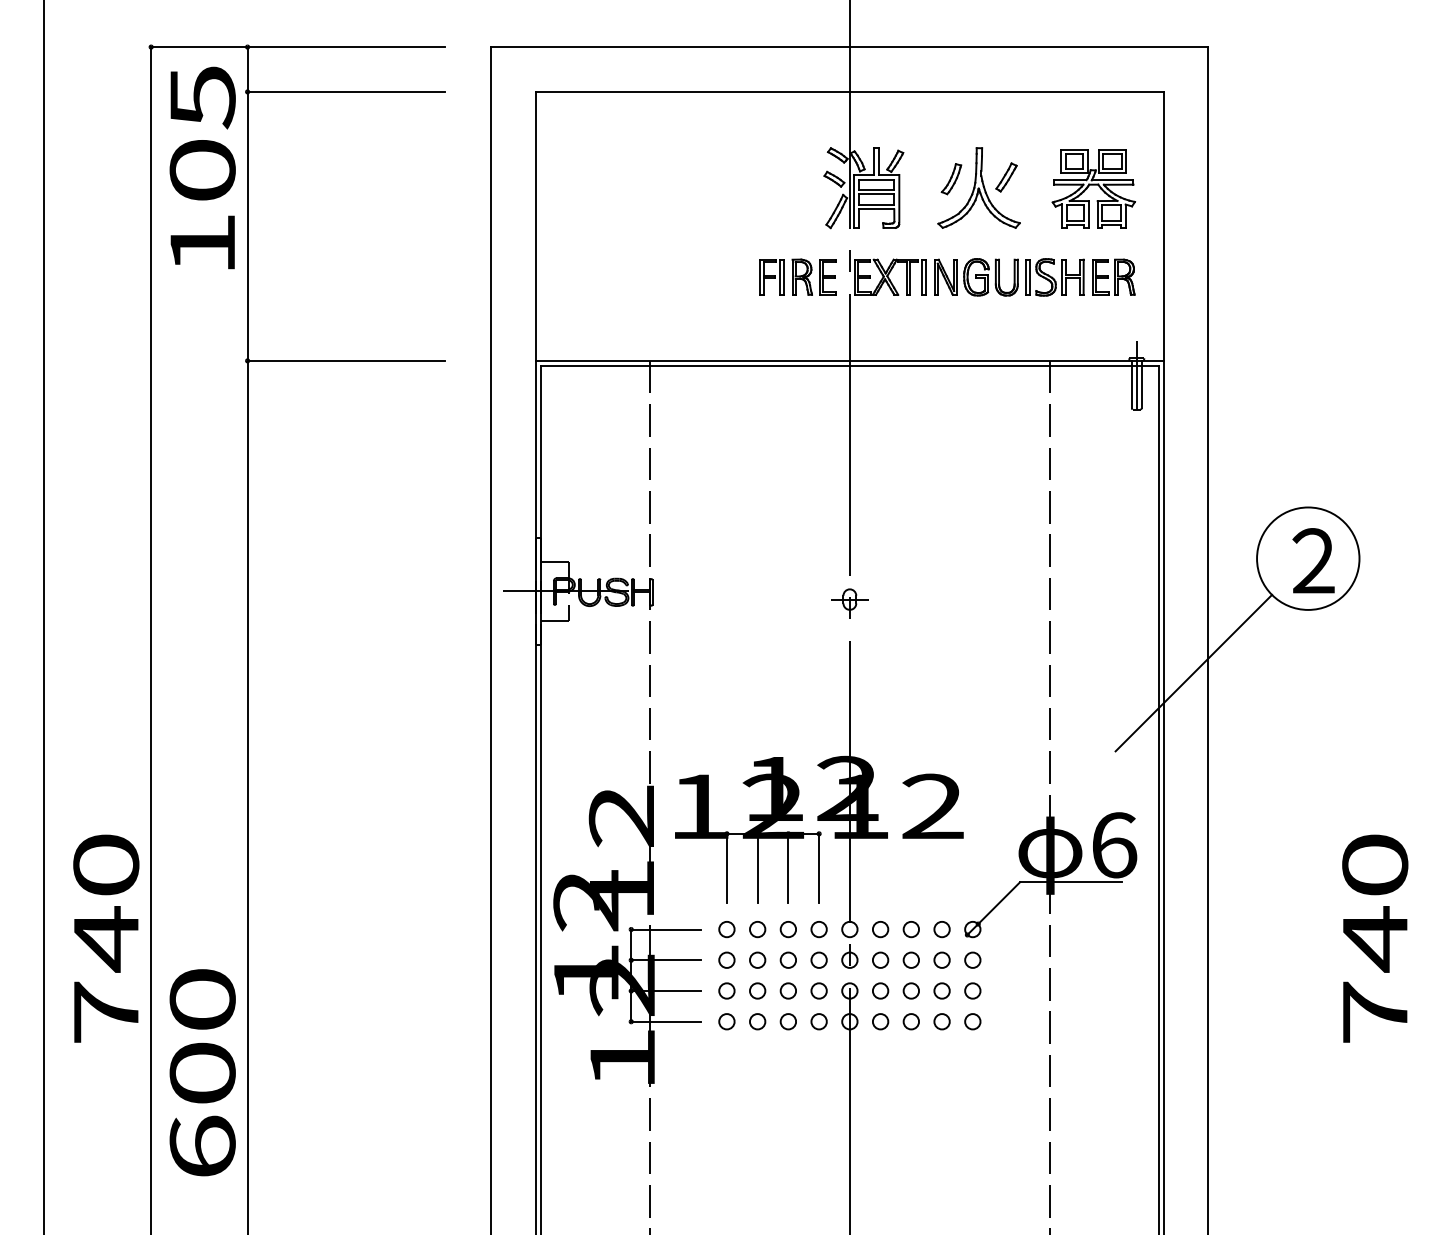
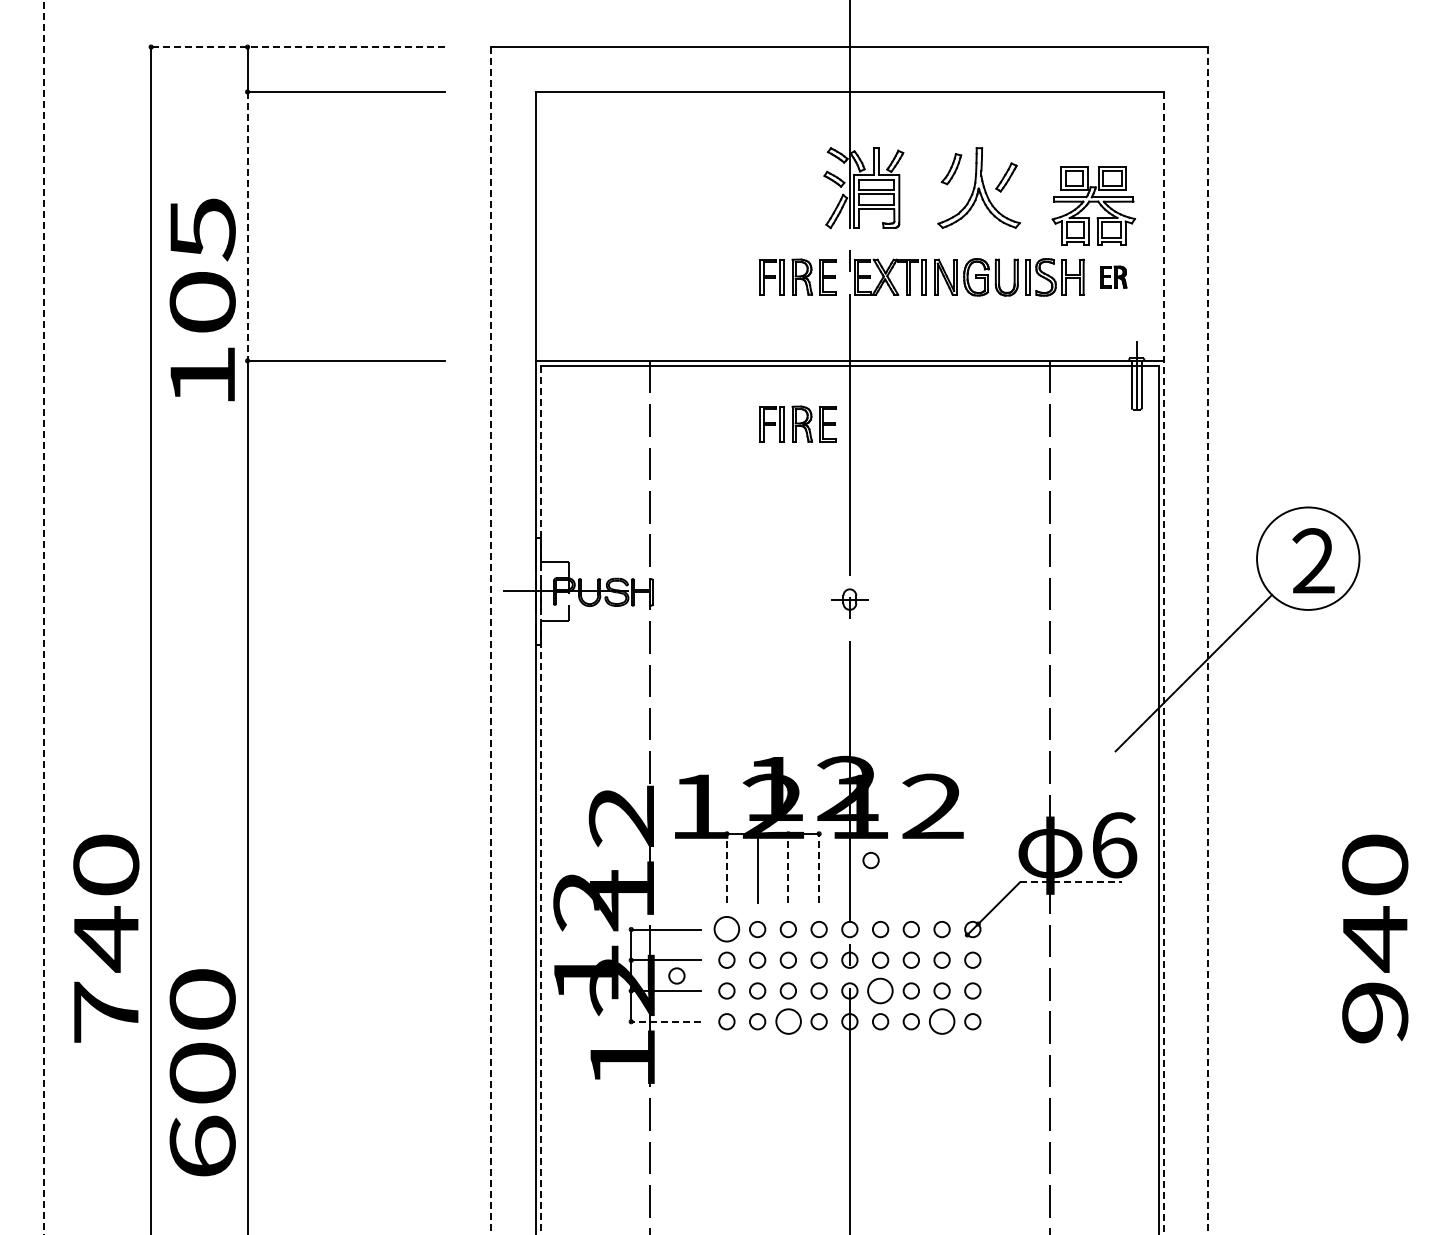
line: solid -> dashed (297, 47)
text position: (202, 167) -> (202, 299) (202, 299)
part position: (951, 179) -> (951, 169) (951, 169)
part position: (1093, 188) -> (1093, 205) (1093, 205)
line: solid -> dashed (247, 226)
part size: 44x38 px -> 28x24 px (1113, 276)
part: none -> present (797, 423)
line: solid -> dashed (43, 617)
line: solid -> dashed (491, 640)
line: solid -> dashed (1208, 640)
line: solid -> dashed (1163, 663)
line: solid -> dashed (541, 800)
circle: none -> present (870, 860)
line: solid -> dashed (726, 868)
line: solid -> dashed (788, 868)
line: solid -> dashed (819, 868)
line: solid -> dashed (1071, 882)
circle size: 18x18 px -> 28x27 px (726, 929)
circle: none -> present (676, 975)
circle size: 18x18 px -> 27x28 px (880, 990)
text: 740 -> 940 (1375, 1012)
line: solid -> dashed (665, 1021)
circle size: 18x18 px -> 27x27 px (788, 1021)
circle size: 18x18 px -> 27x27 px (942, 1021)
